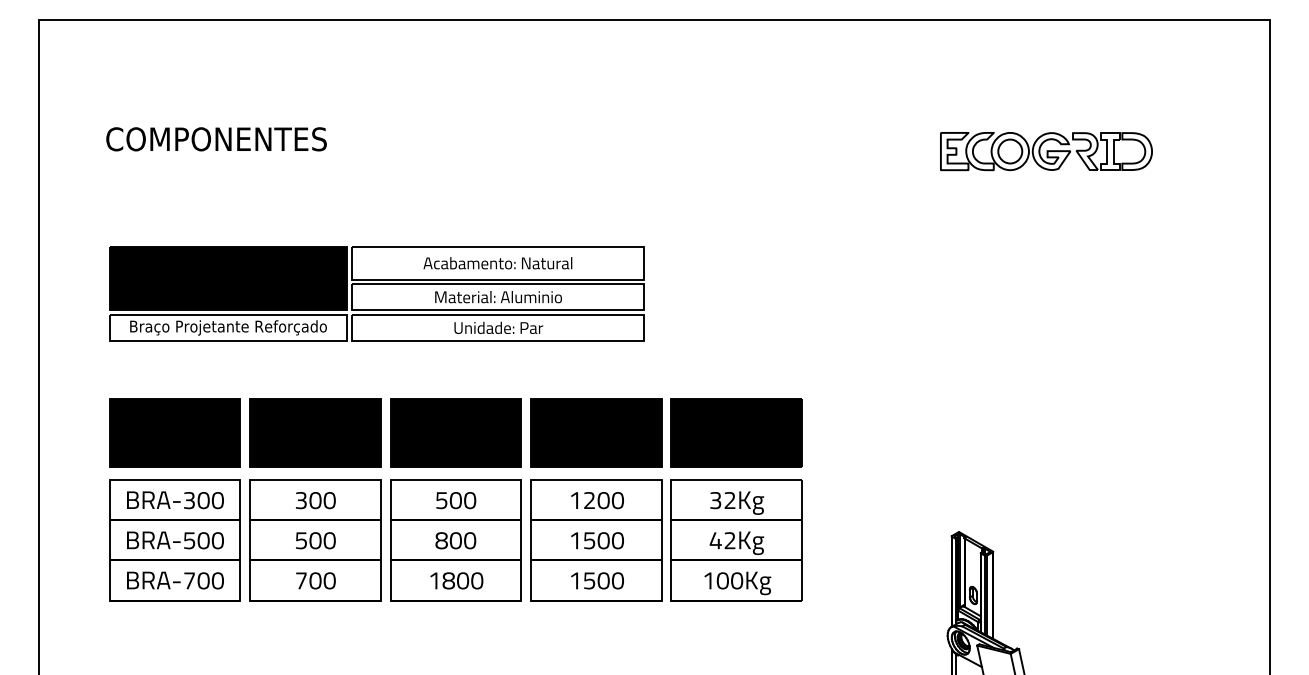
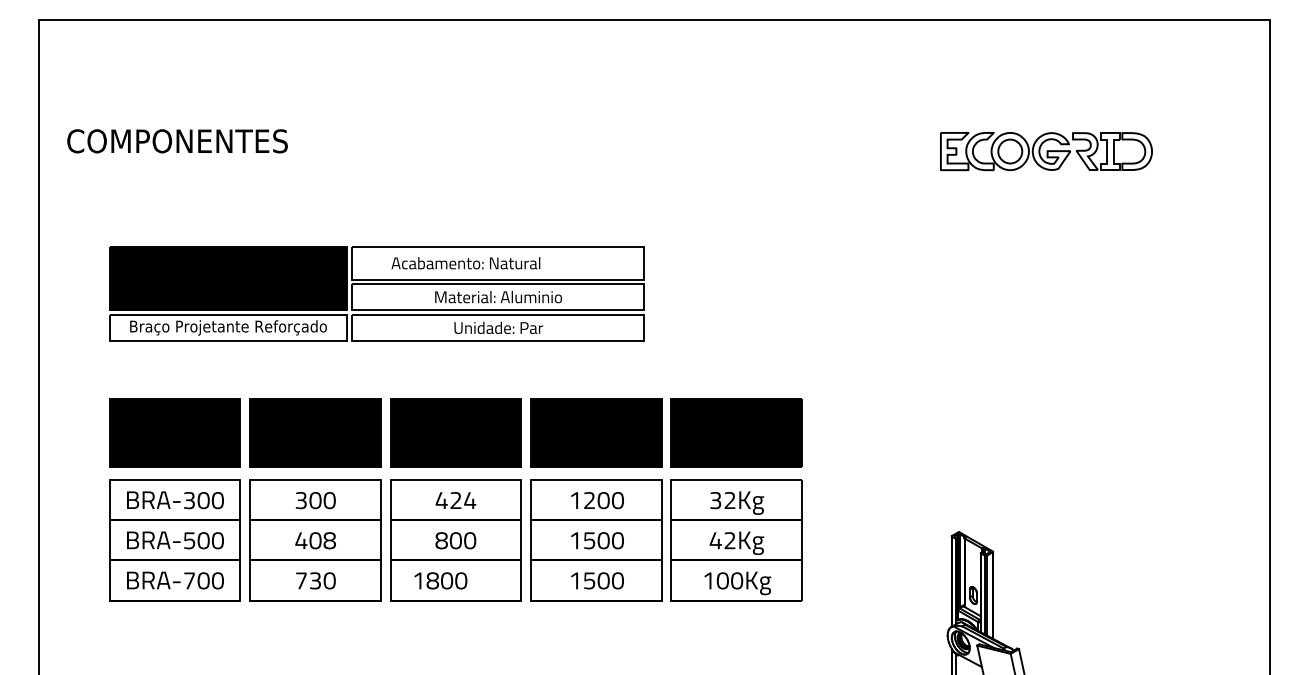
text position: (216, 139) -> (177, 141) (177, 141)
text position: (497, 263) -> (465, 263) (465, 263)
text: 500 -> 424 (455, 500)
text: 500 -> 408 (315, 540)
text: 700 -> 730 (315, 580)
text position: (456, 580) -> (440, 580) (440, 580)
